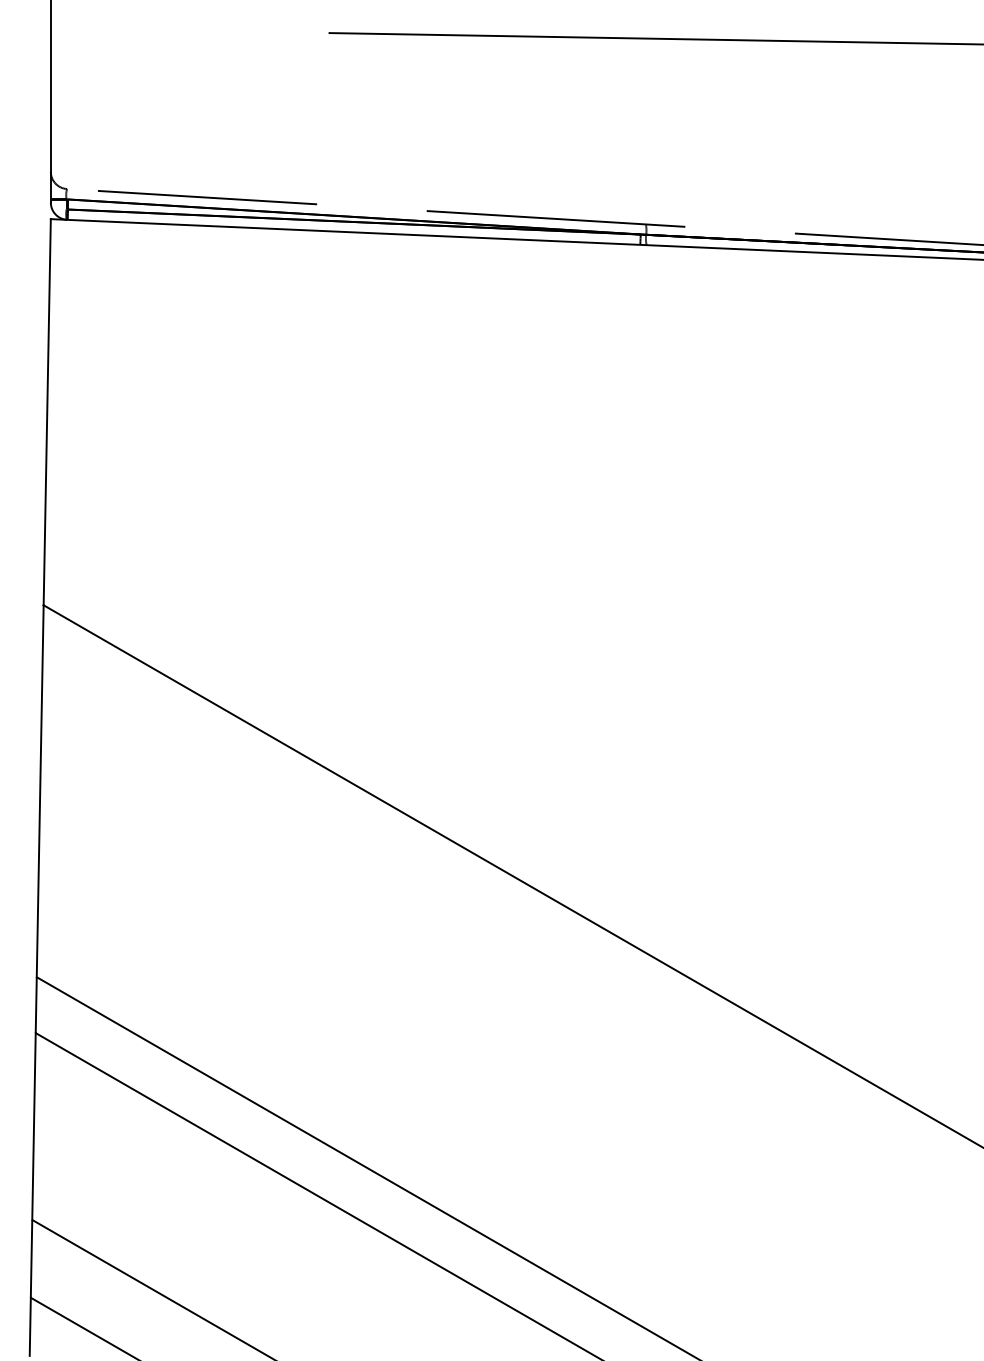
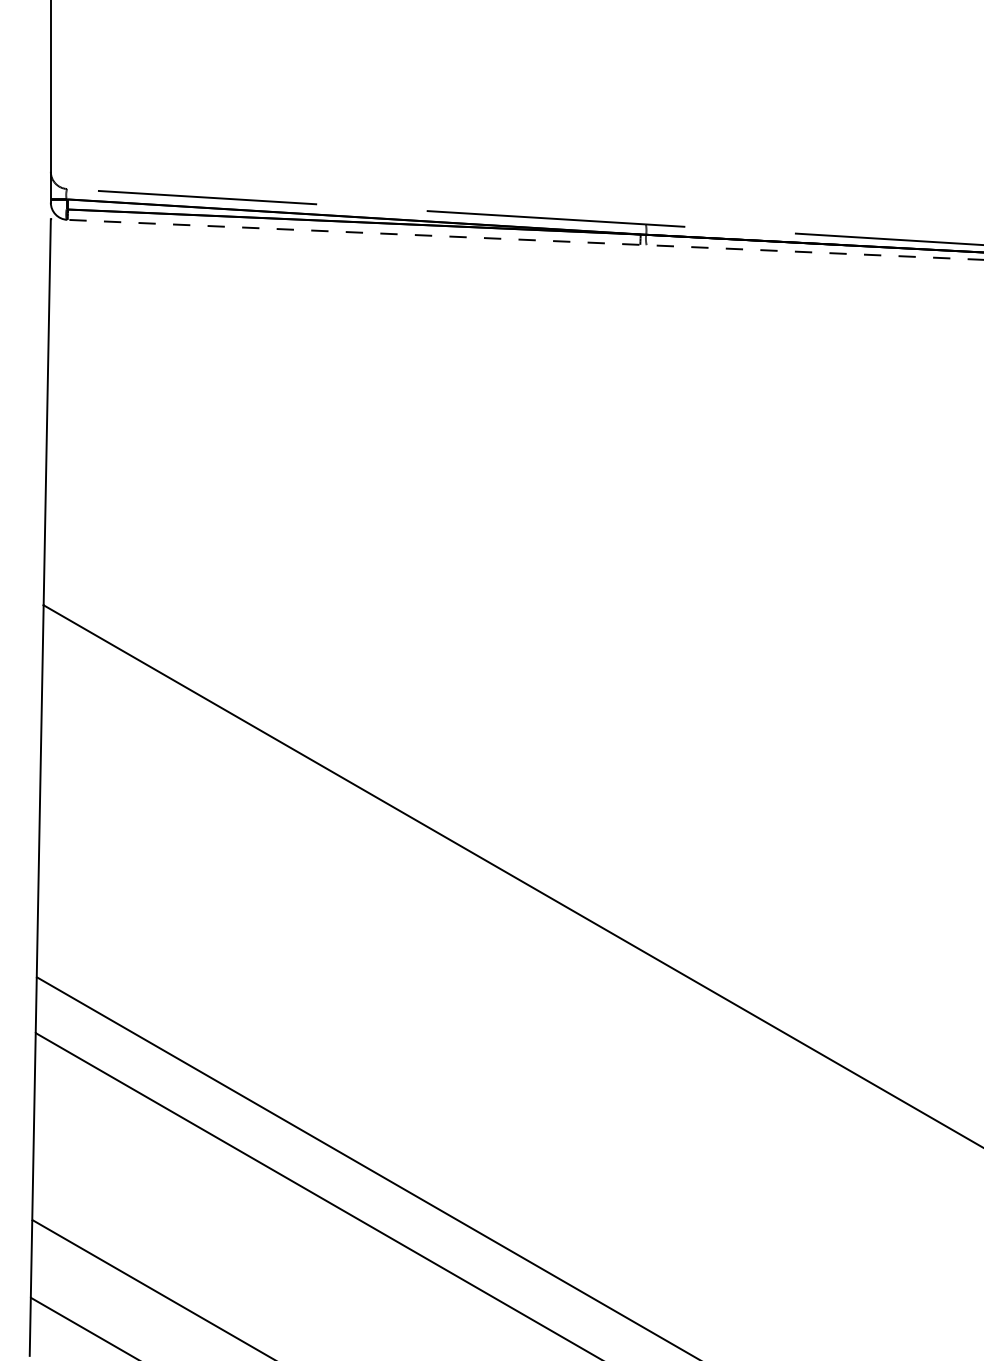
line: present -> none (654, 38)
line: solid -> dashed (517, 239)
